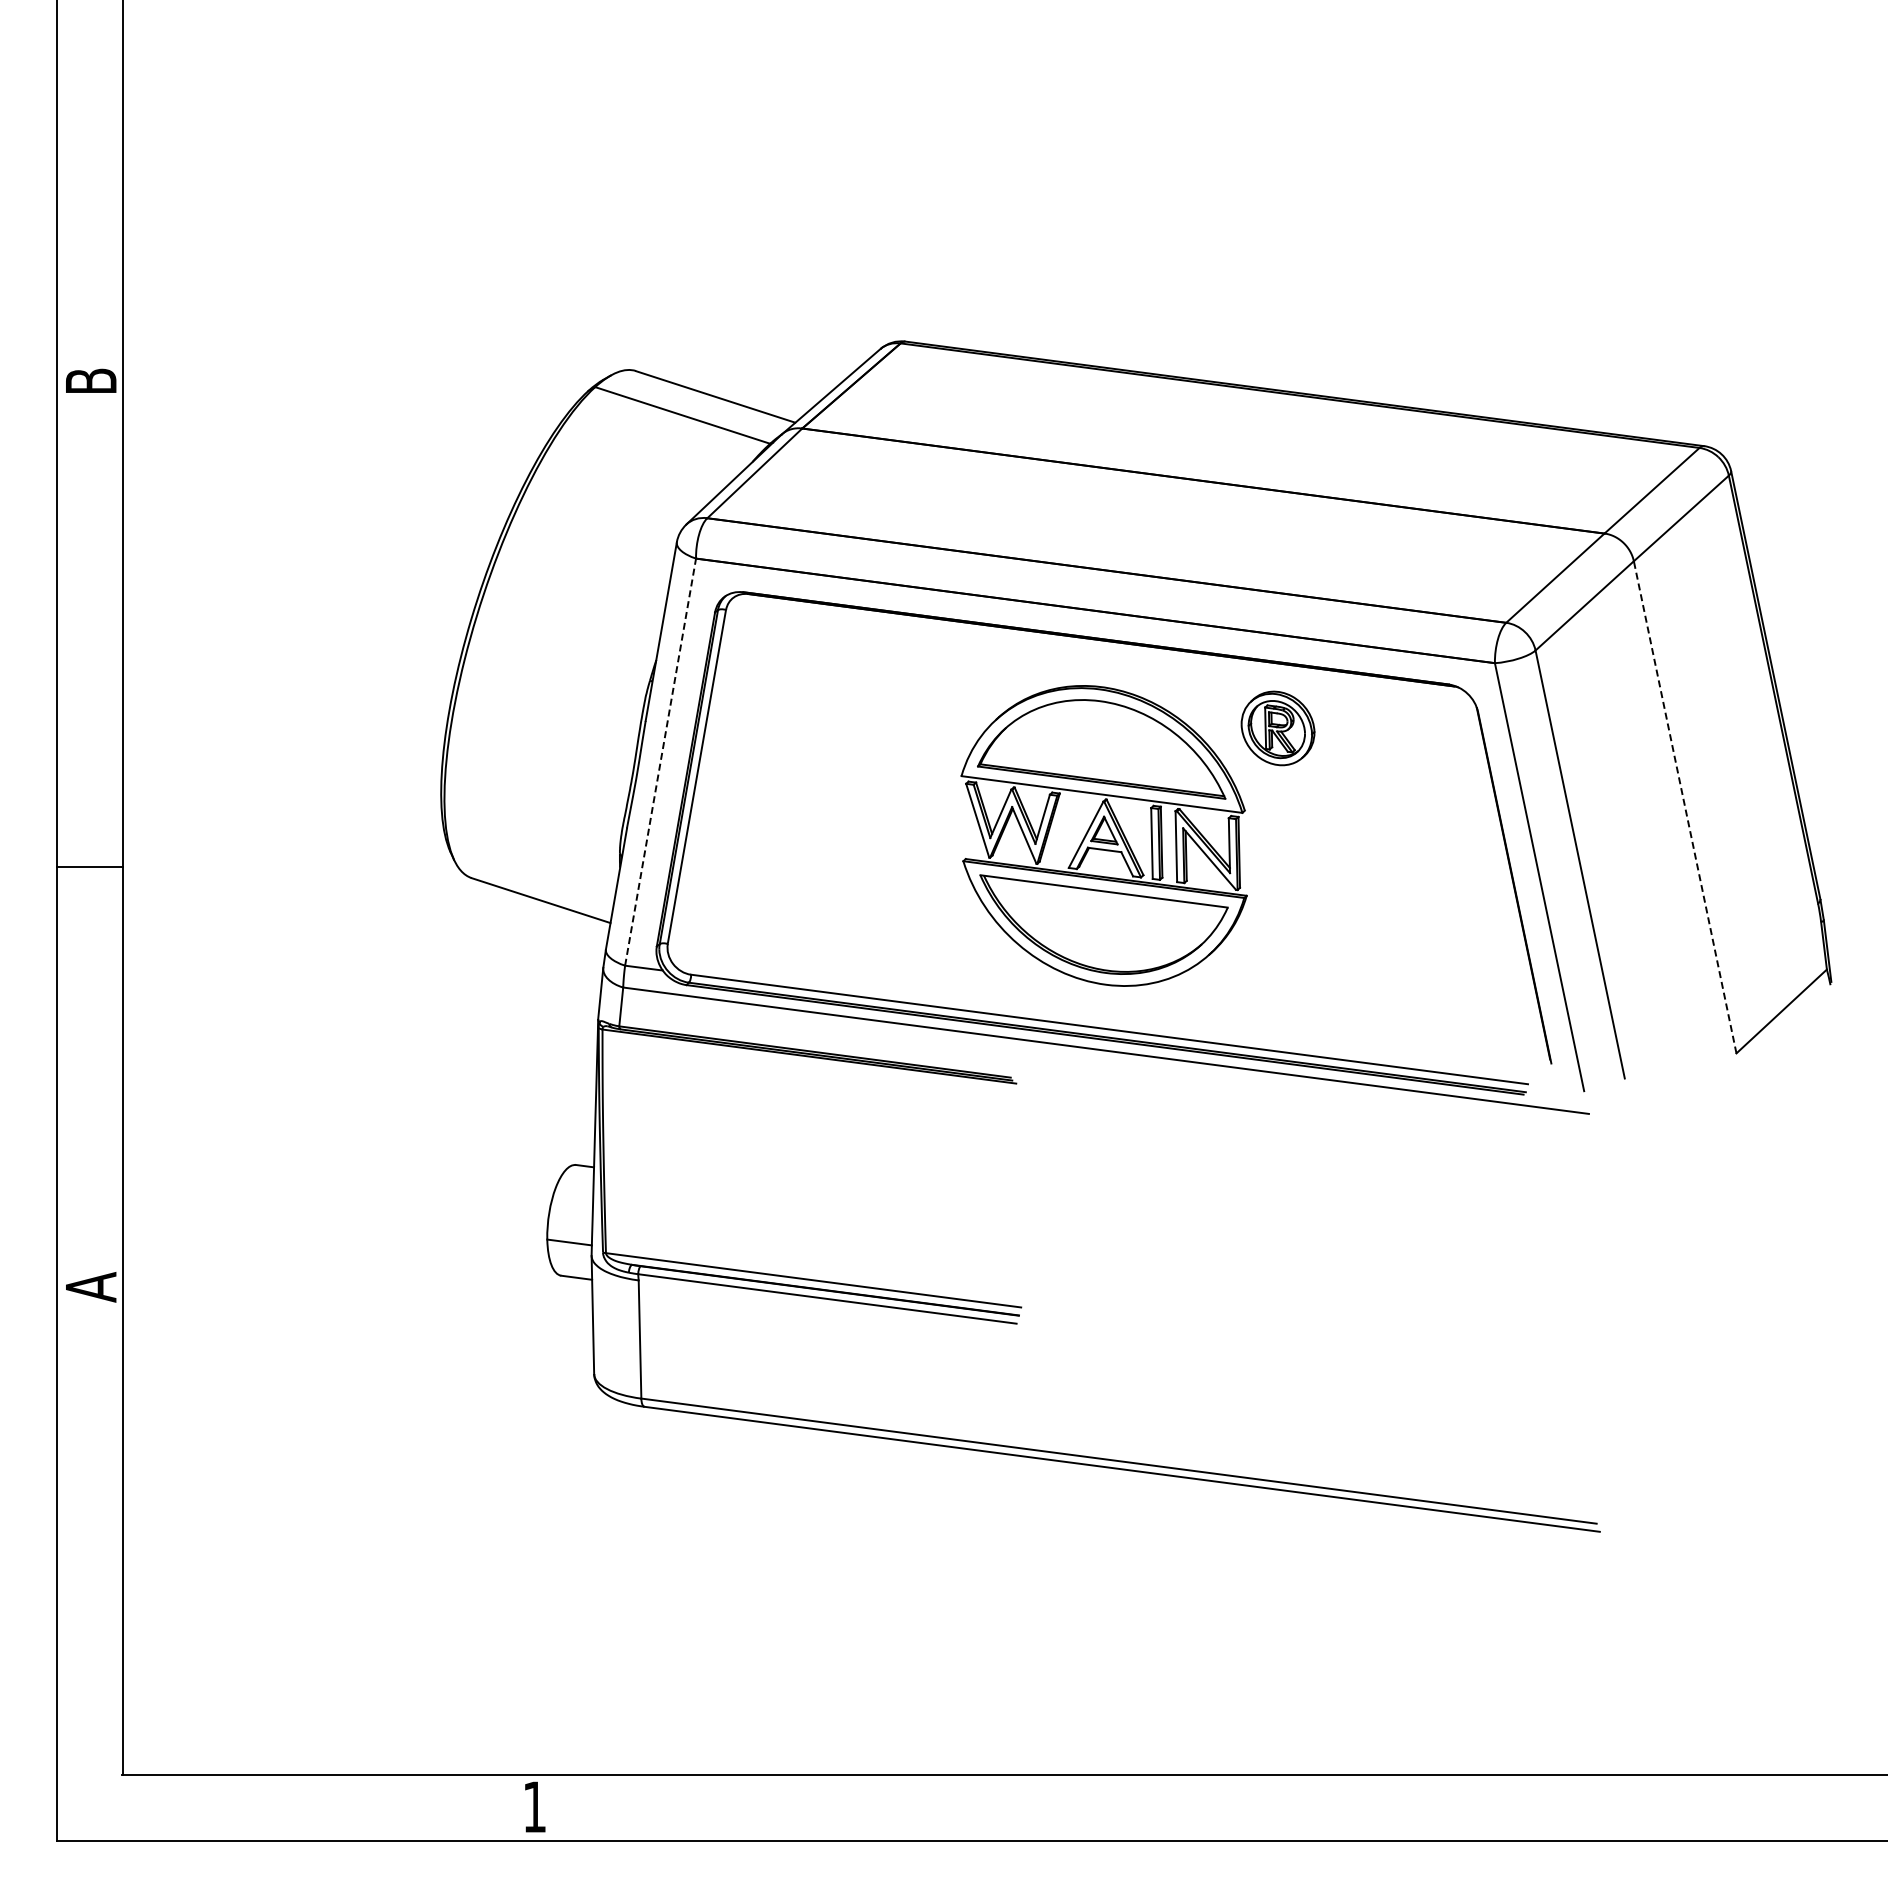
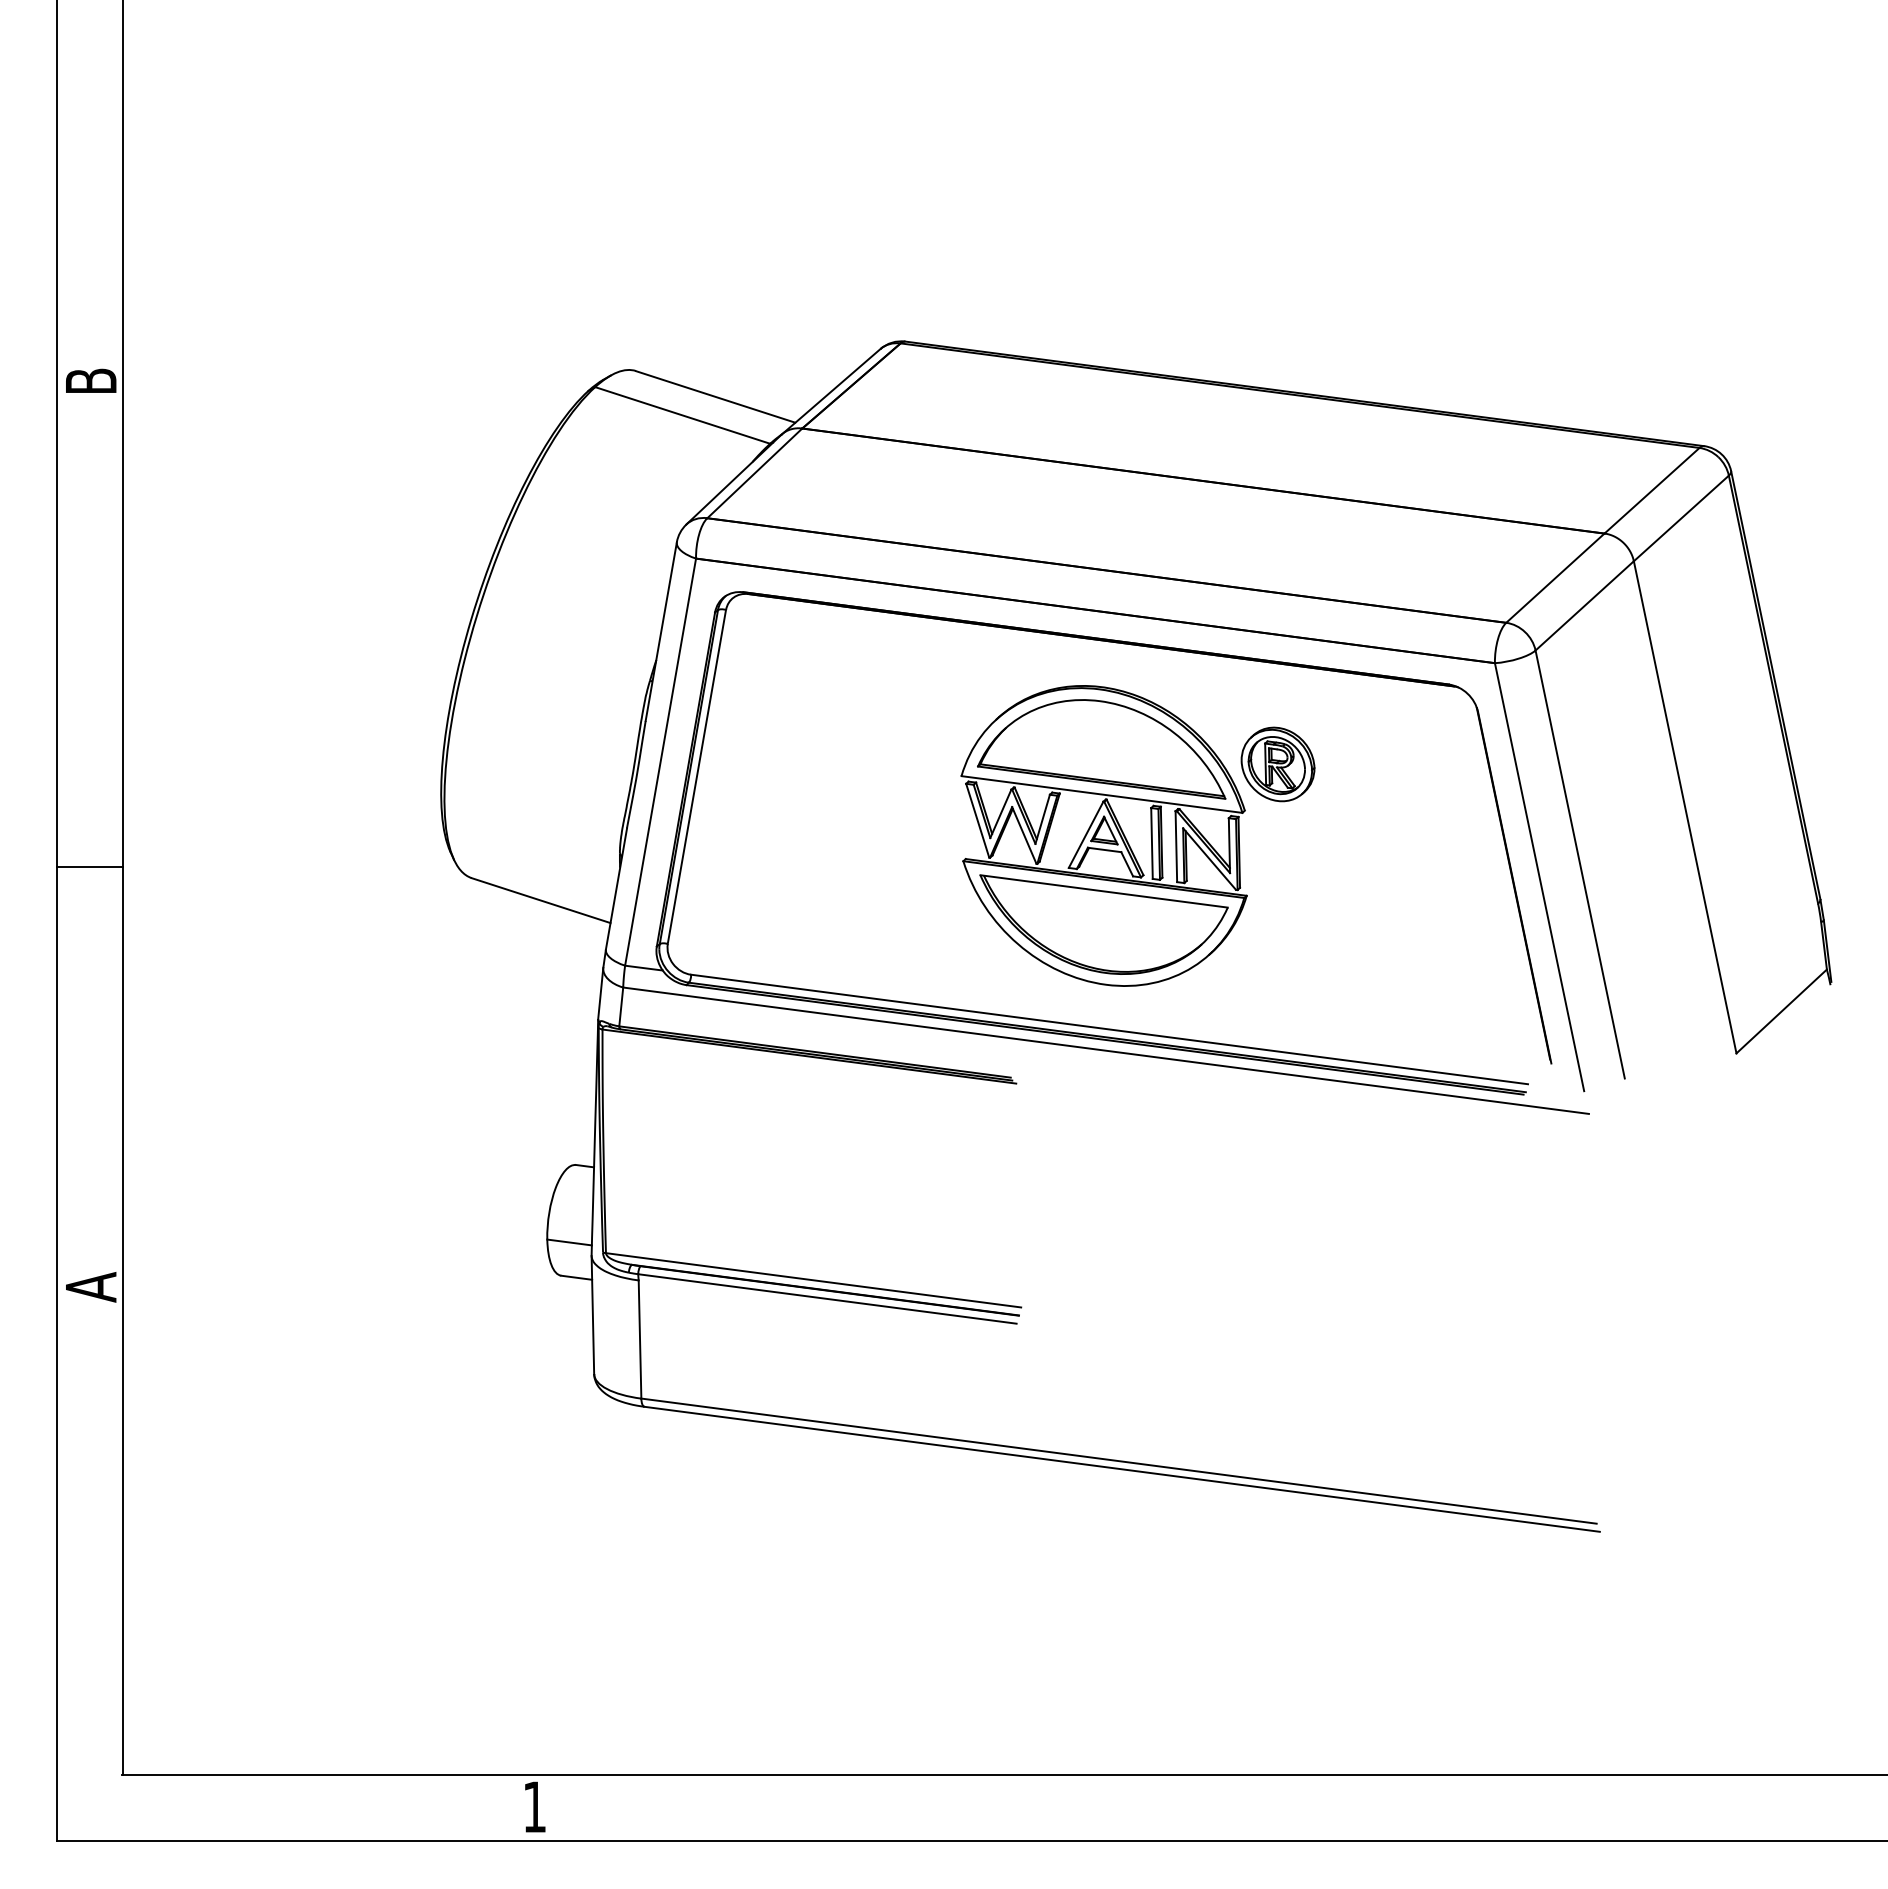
part position: (1277, 728) -> (1277, 764) (1277, 764)
line: dashed -> solid (660, 762)
line: dashed -> solid (1685, 806)
